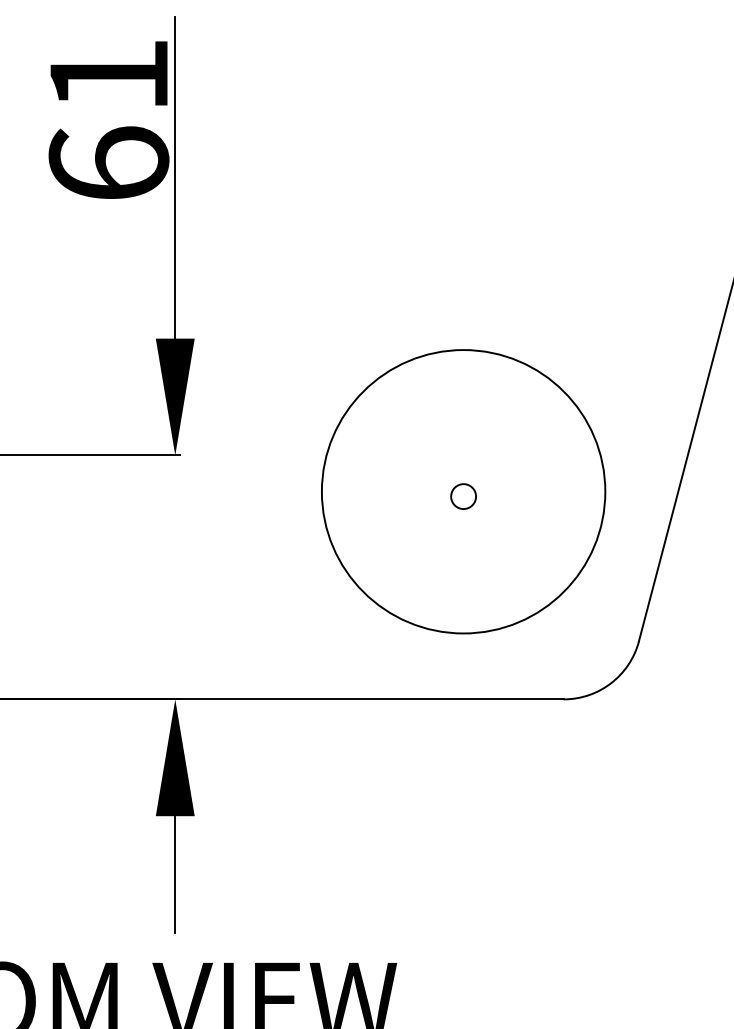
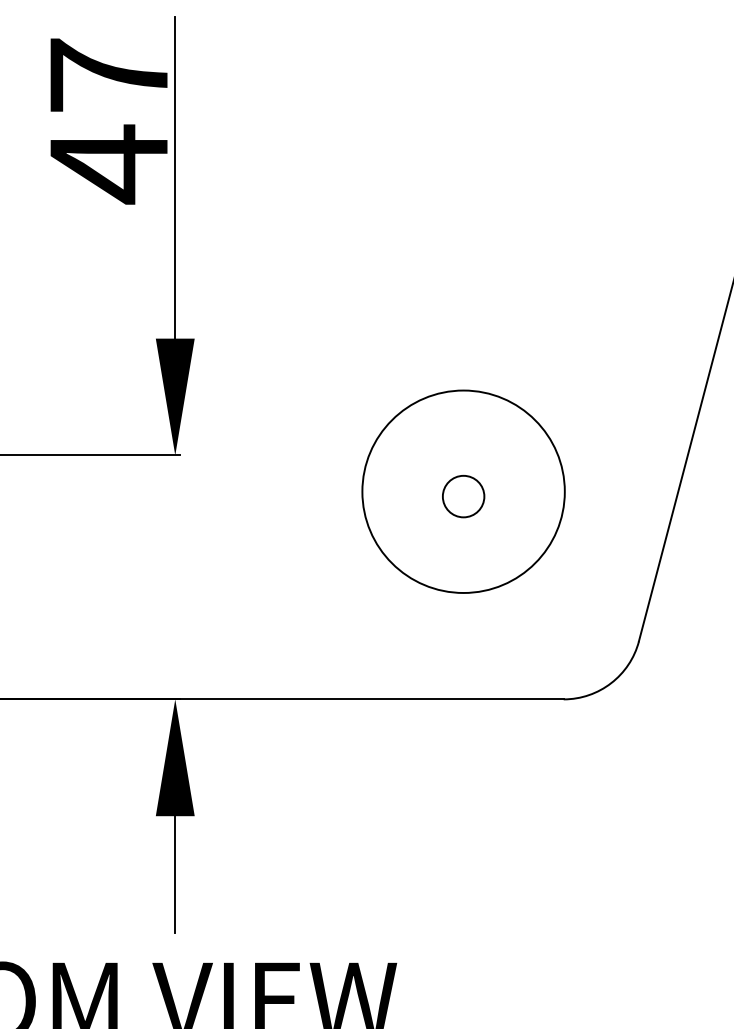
text: 61 -> 47 (108, 121)
circle diameter: 283 px -> 202 px (463, 491)
circle diameter: 25 px -> 42 px (463, 496)
